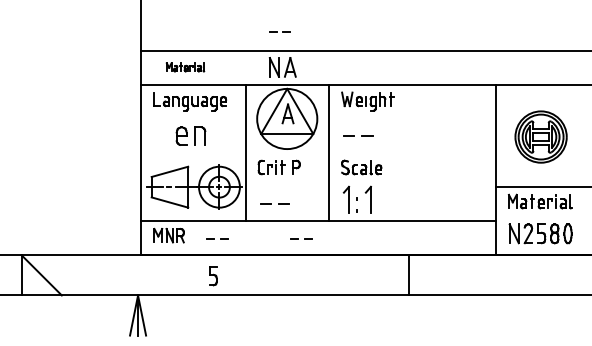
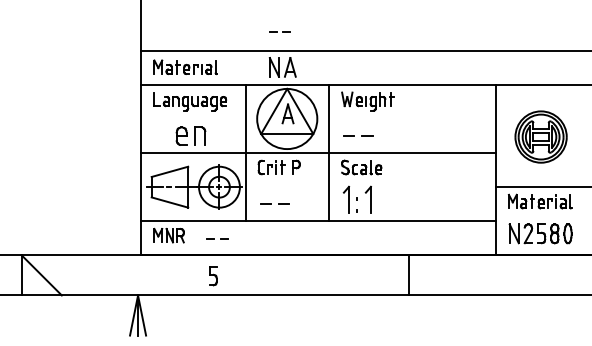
part size: 41x11 px -> 65x17 px (185, 67)
line: none -> present (318, 153)
line: present -> none (298, 238)
